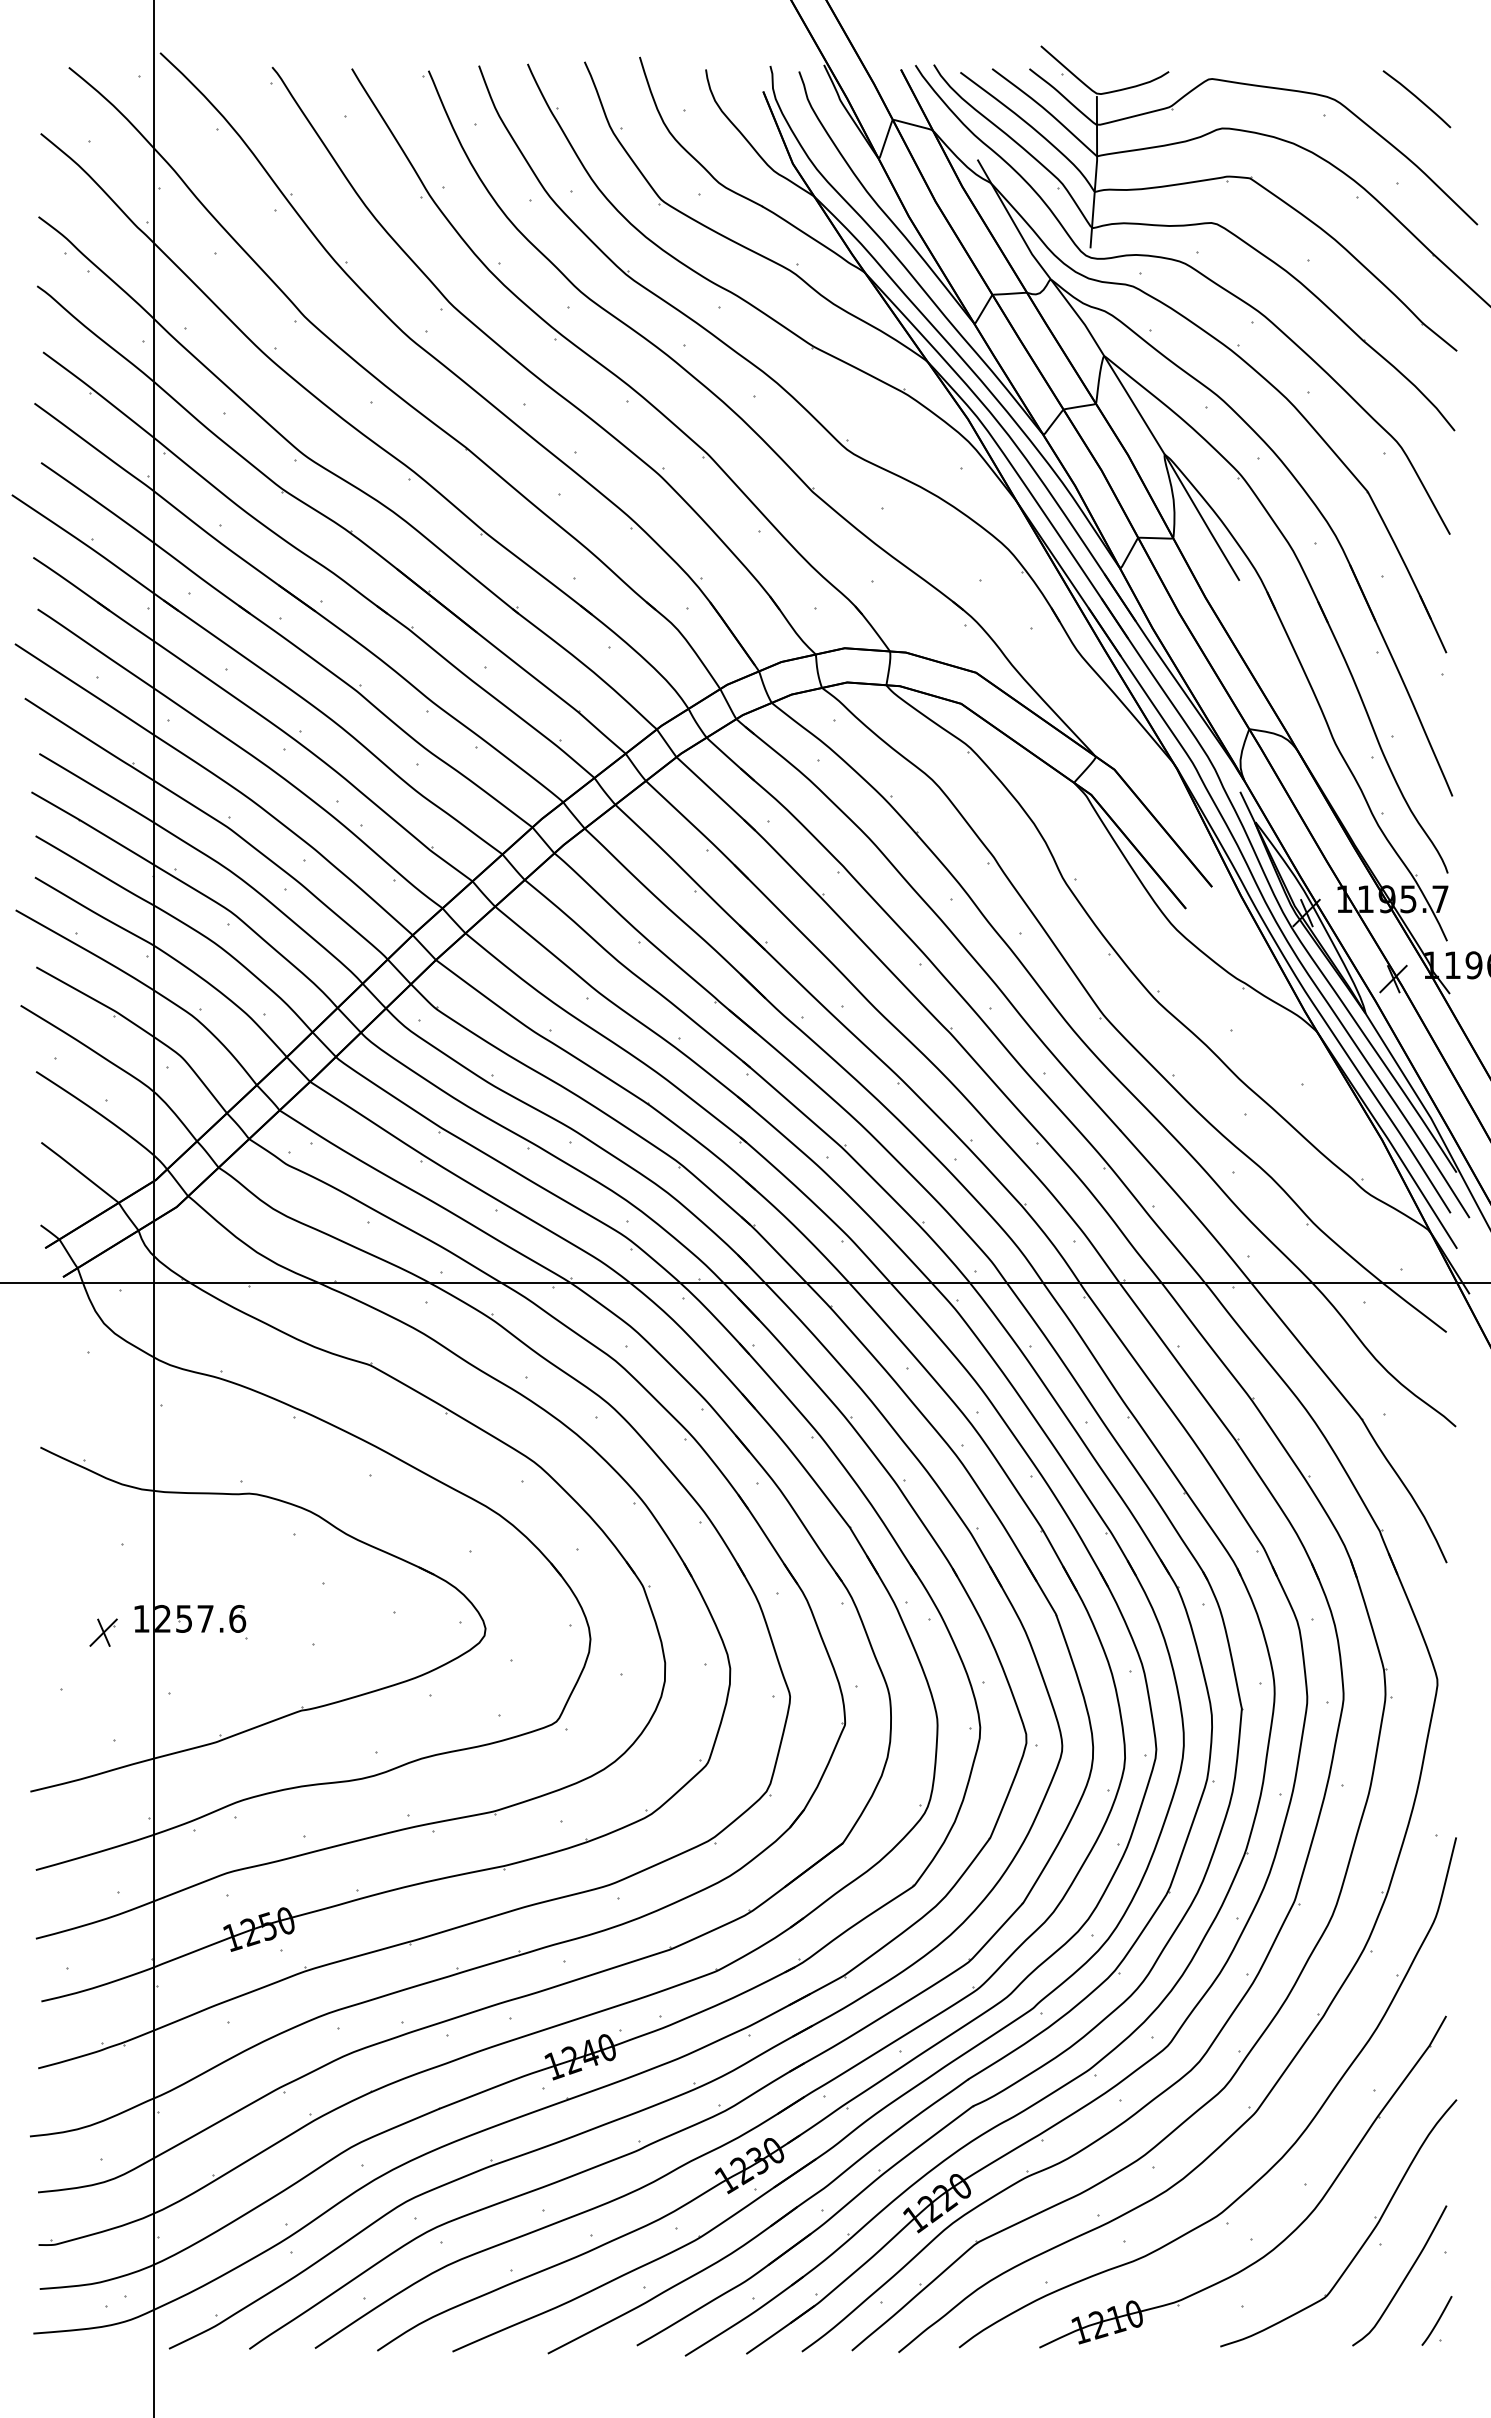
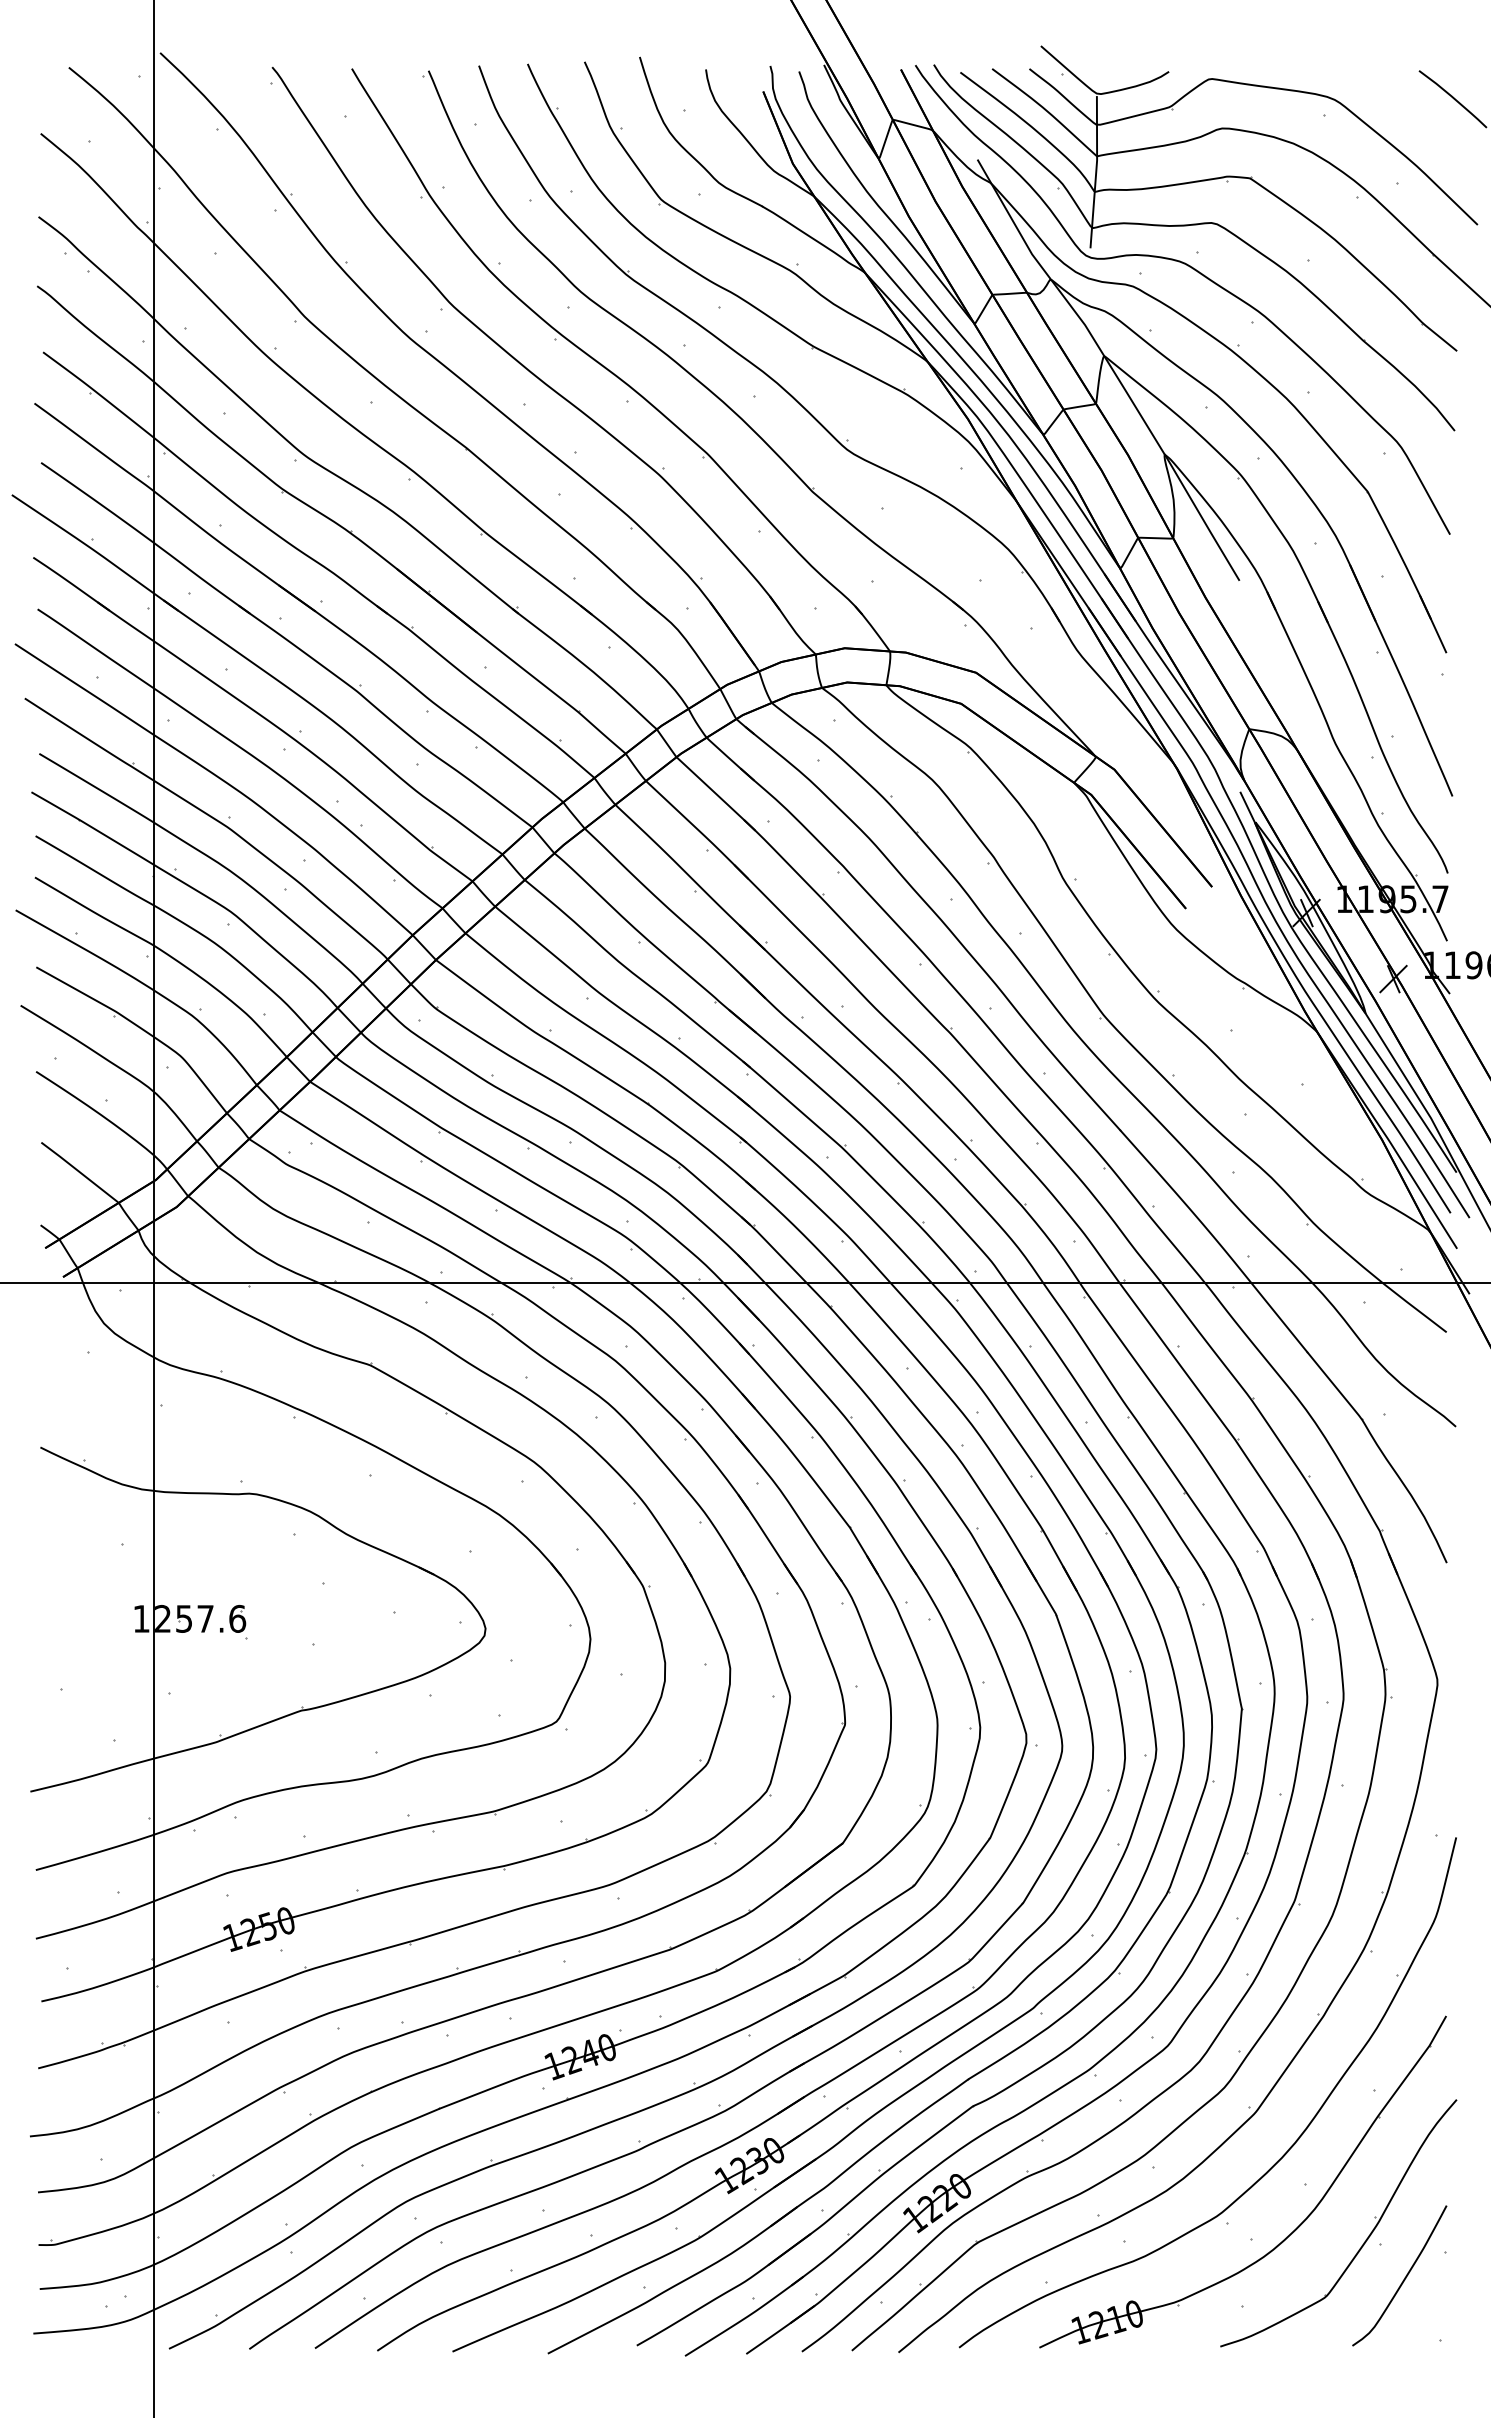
curve position: (1416, 98) -> (1452, 98) (1452, 98)
part: present -> none (103, 1632)
curve: present -> none (1437, 2320)
